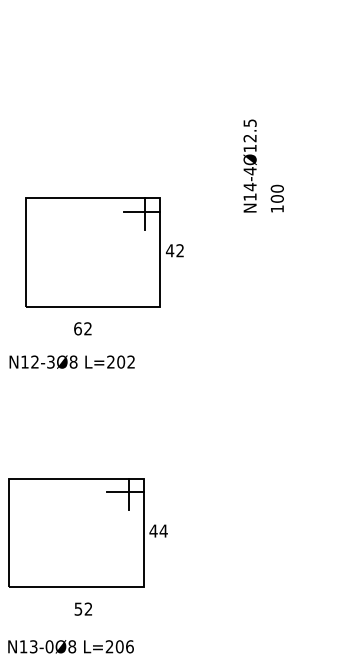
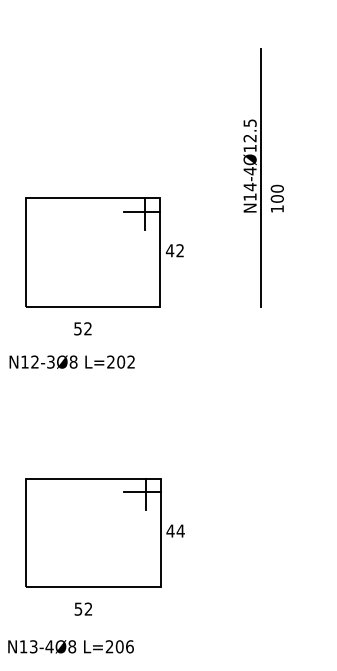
line: none -> present (260, 177)
text: 62 -> 52 (77, 328)
part position: (87, 532) -> (104, 532) (104, 532)
text: N13-0Ø8 -> N13-4Ø8 (49, 646)
